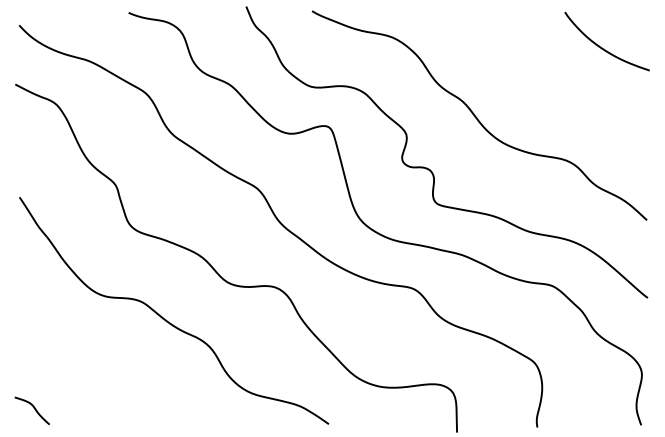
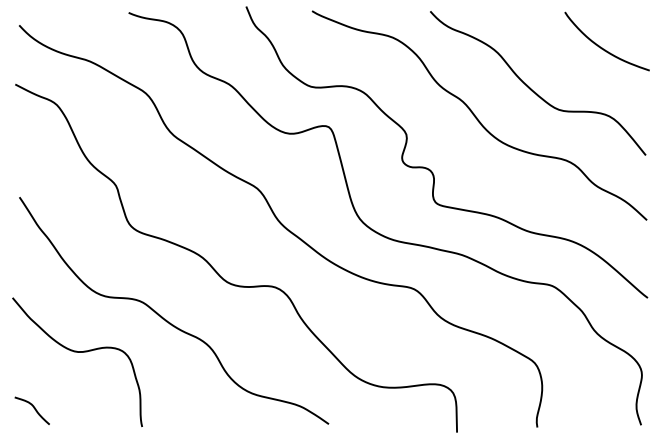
curve: none -> present (532, 89)
curve: none -> present (77, 352)
